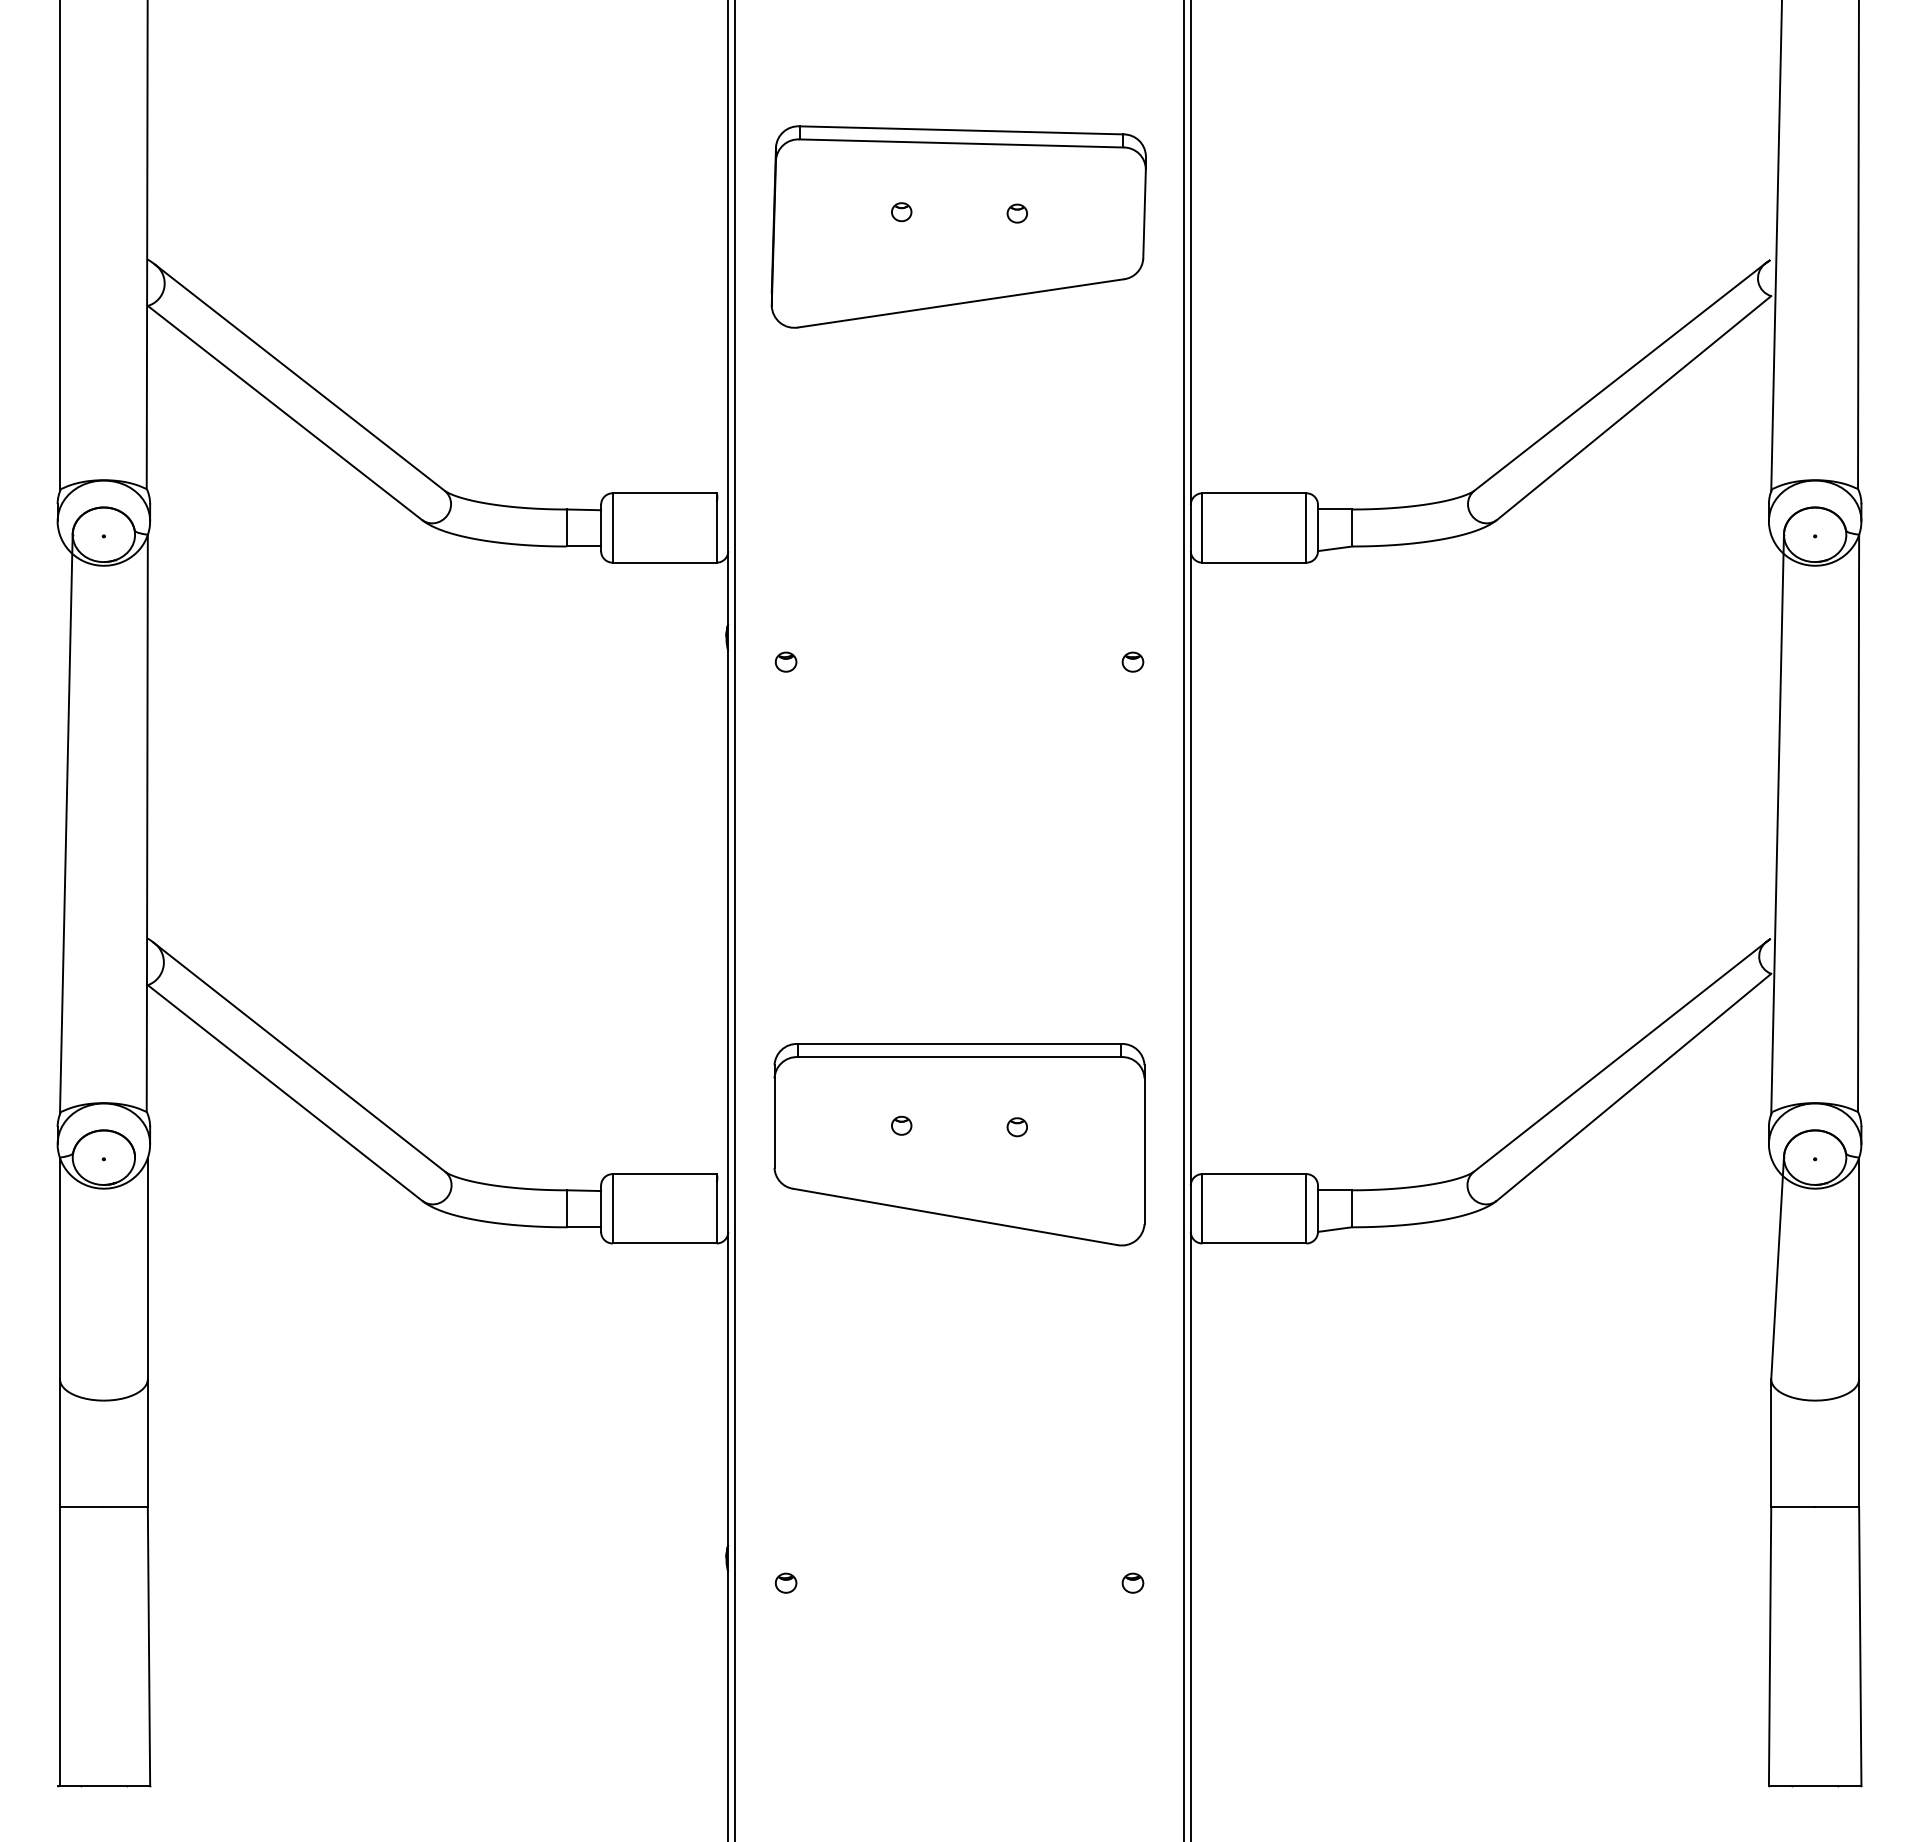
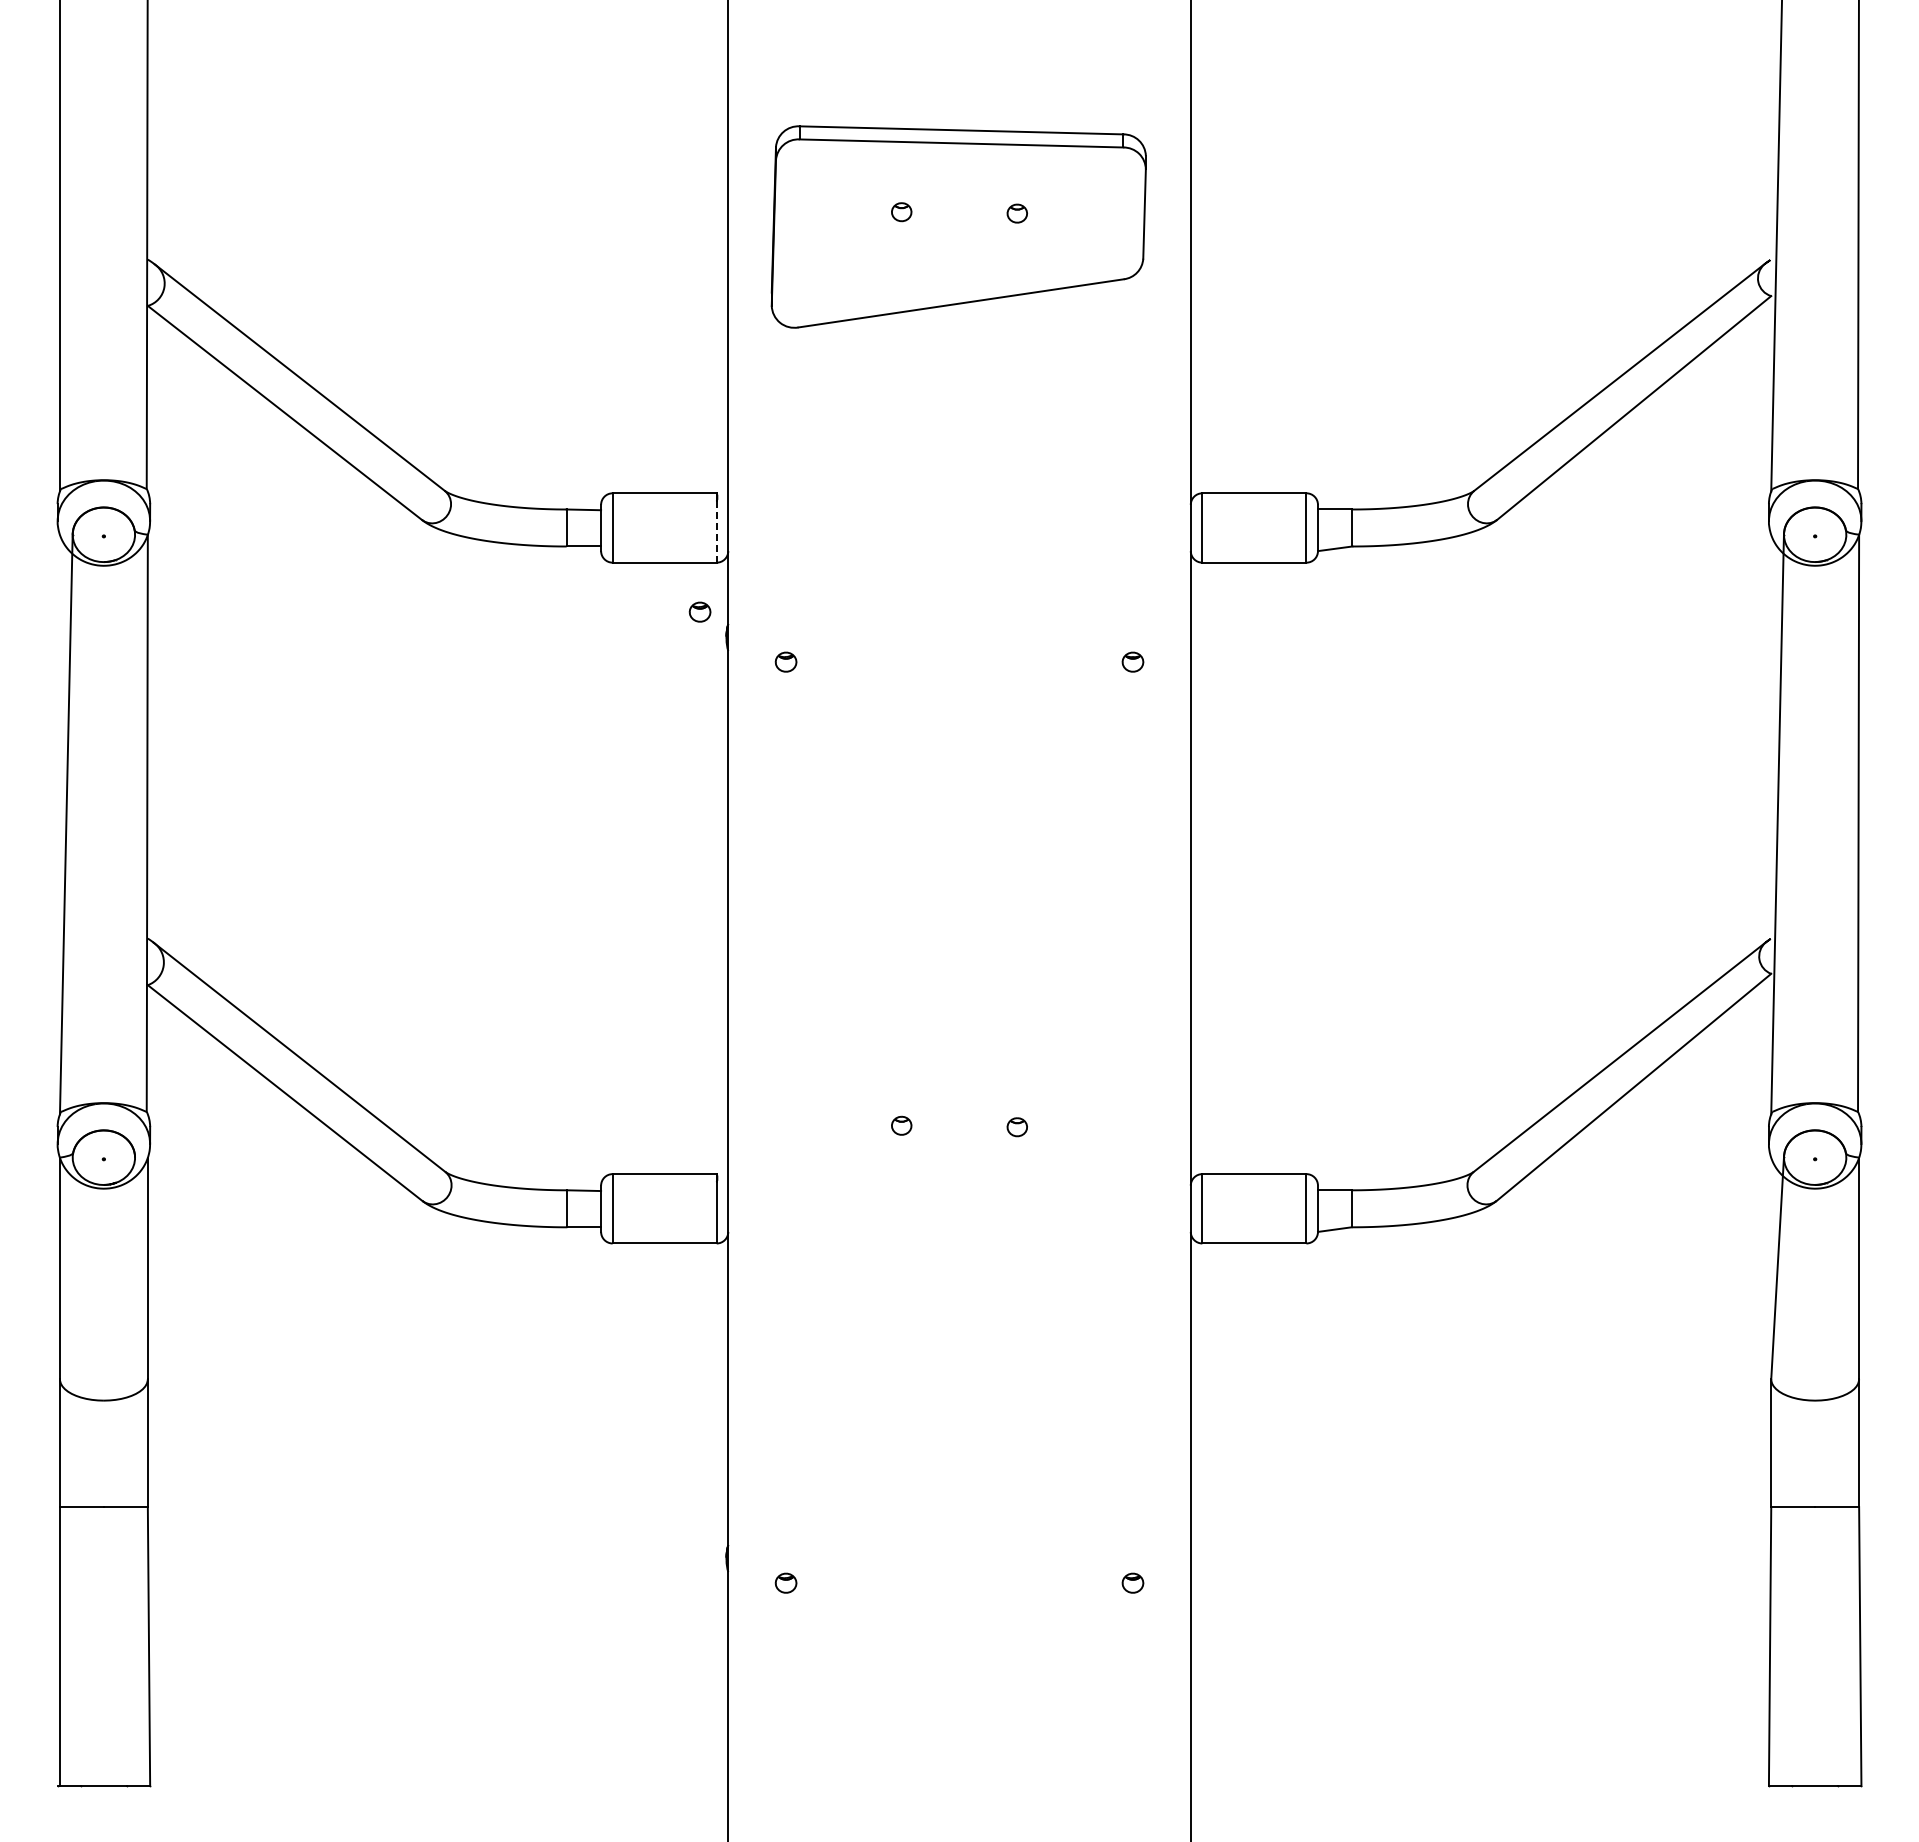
line: solid -> dashed (716, 532)
part: none -> present (699, 611)
line: present -> none (735, 920)
line: present -> none (1183, 920)
part: present -> none (959, 1144)
